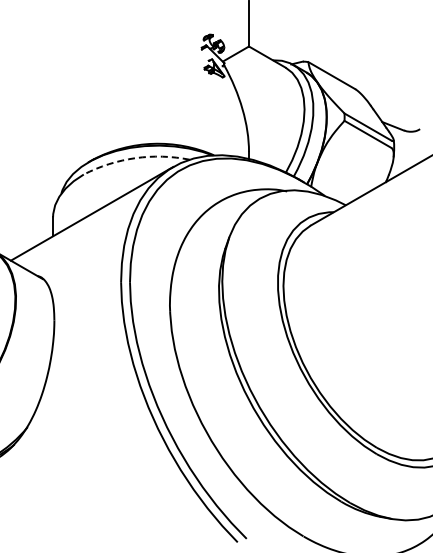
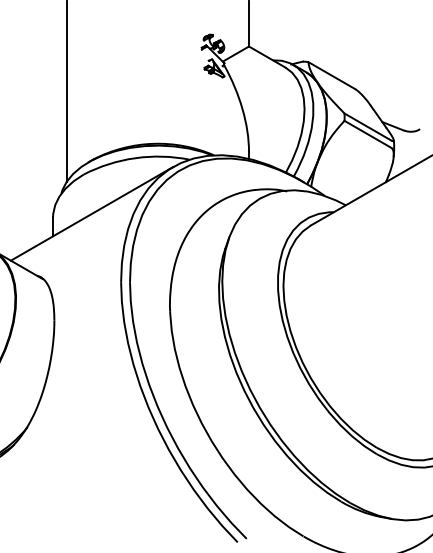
line: none -> present (66, 92)
arc: dashed -> solid (135, 158)
